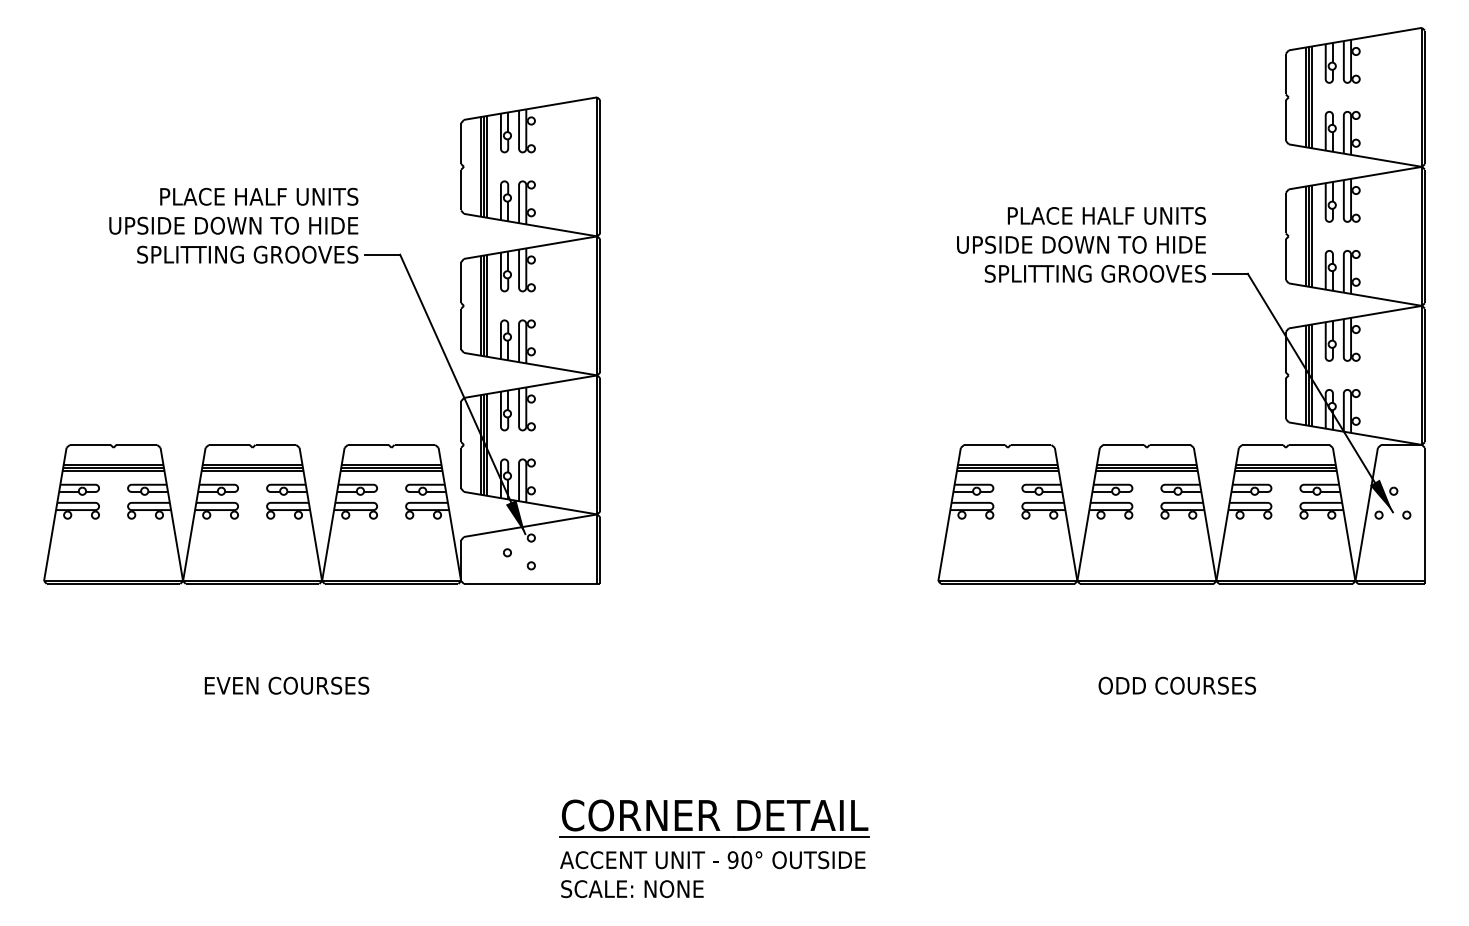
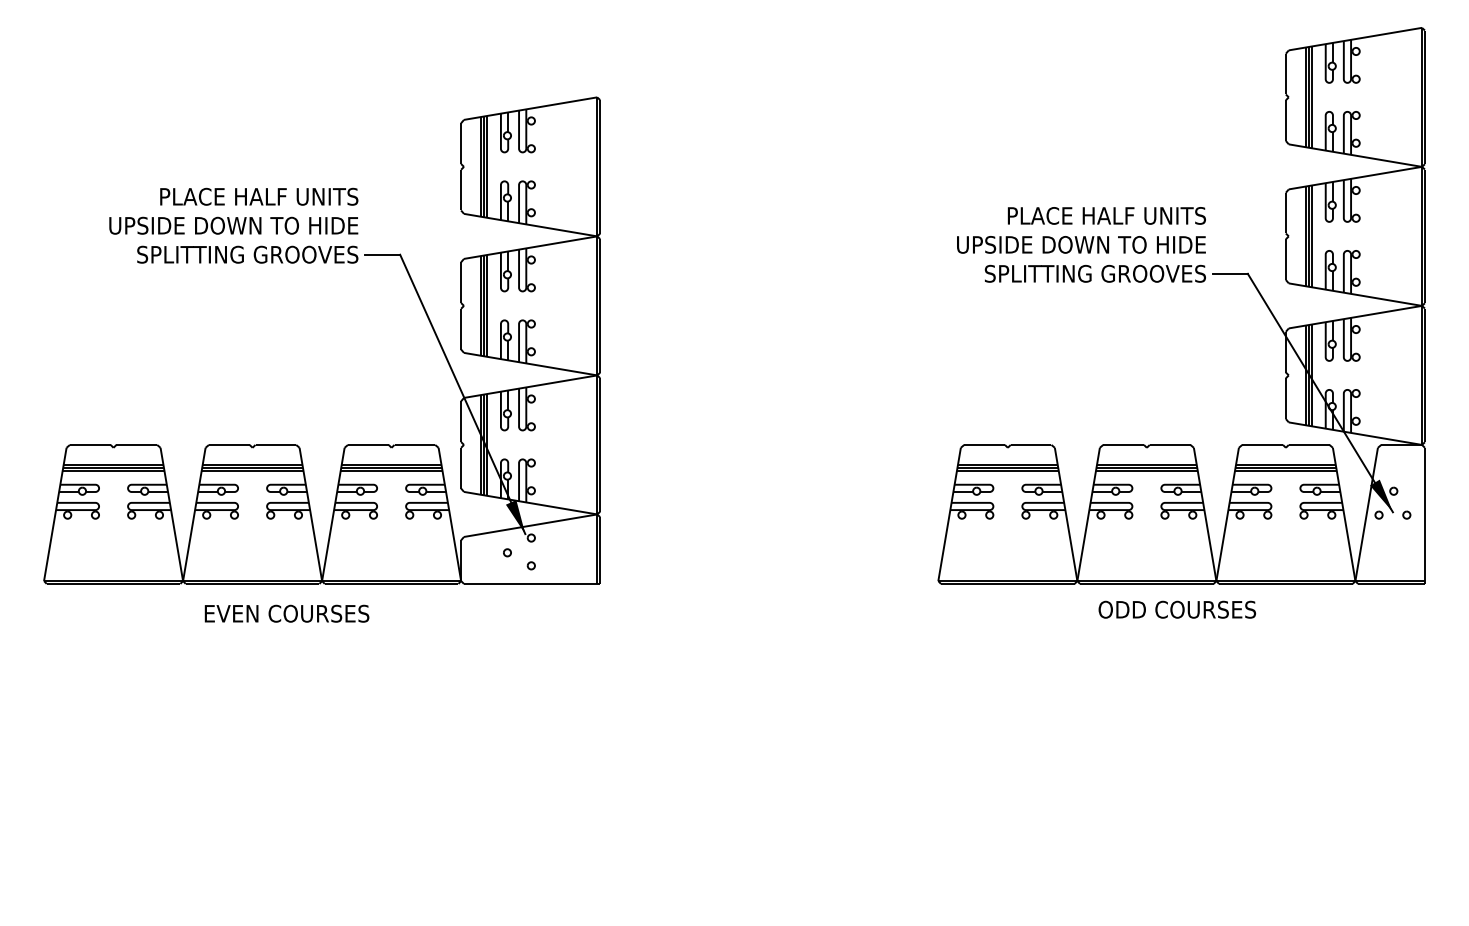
text position: (286, 685) -> (286, 613) (286, 613)
text position: (1177, 685) -> (1177, 609) (1177, 609)
part: present -> none (704, 851)
